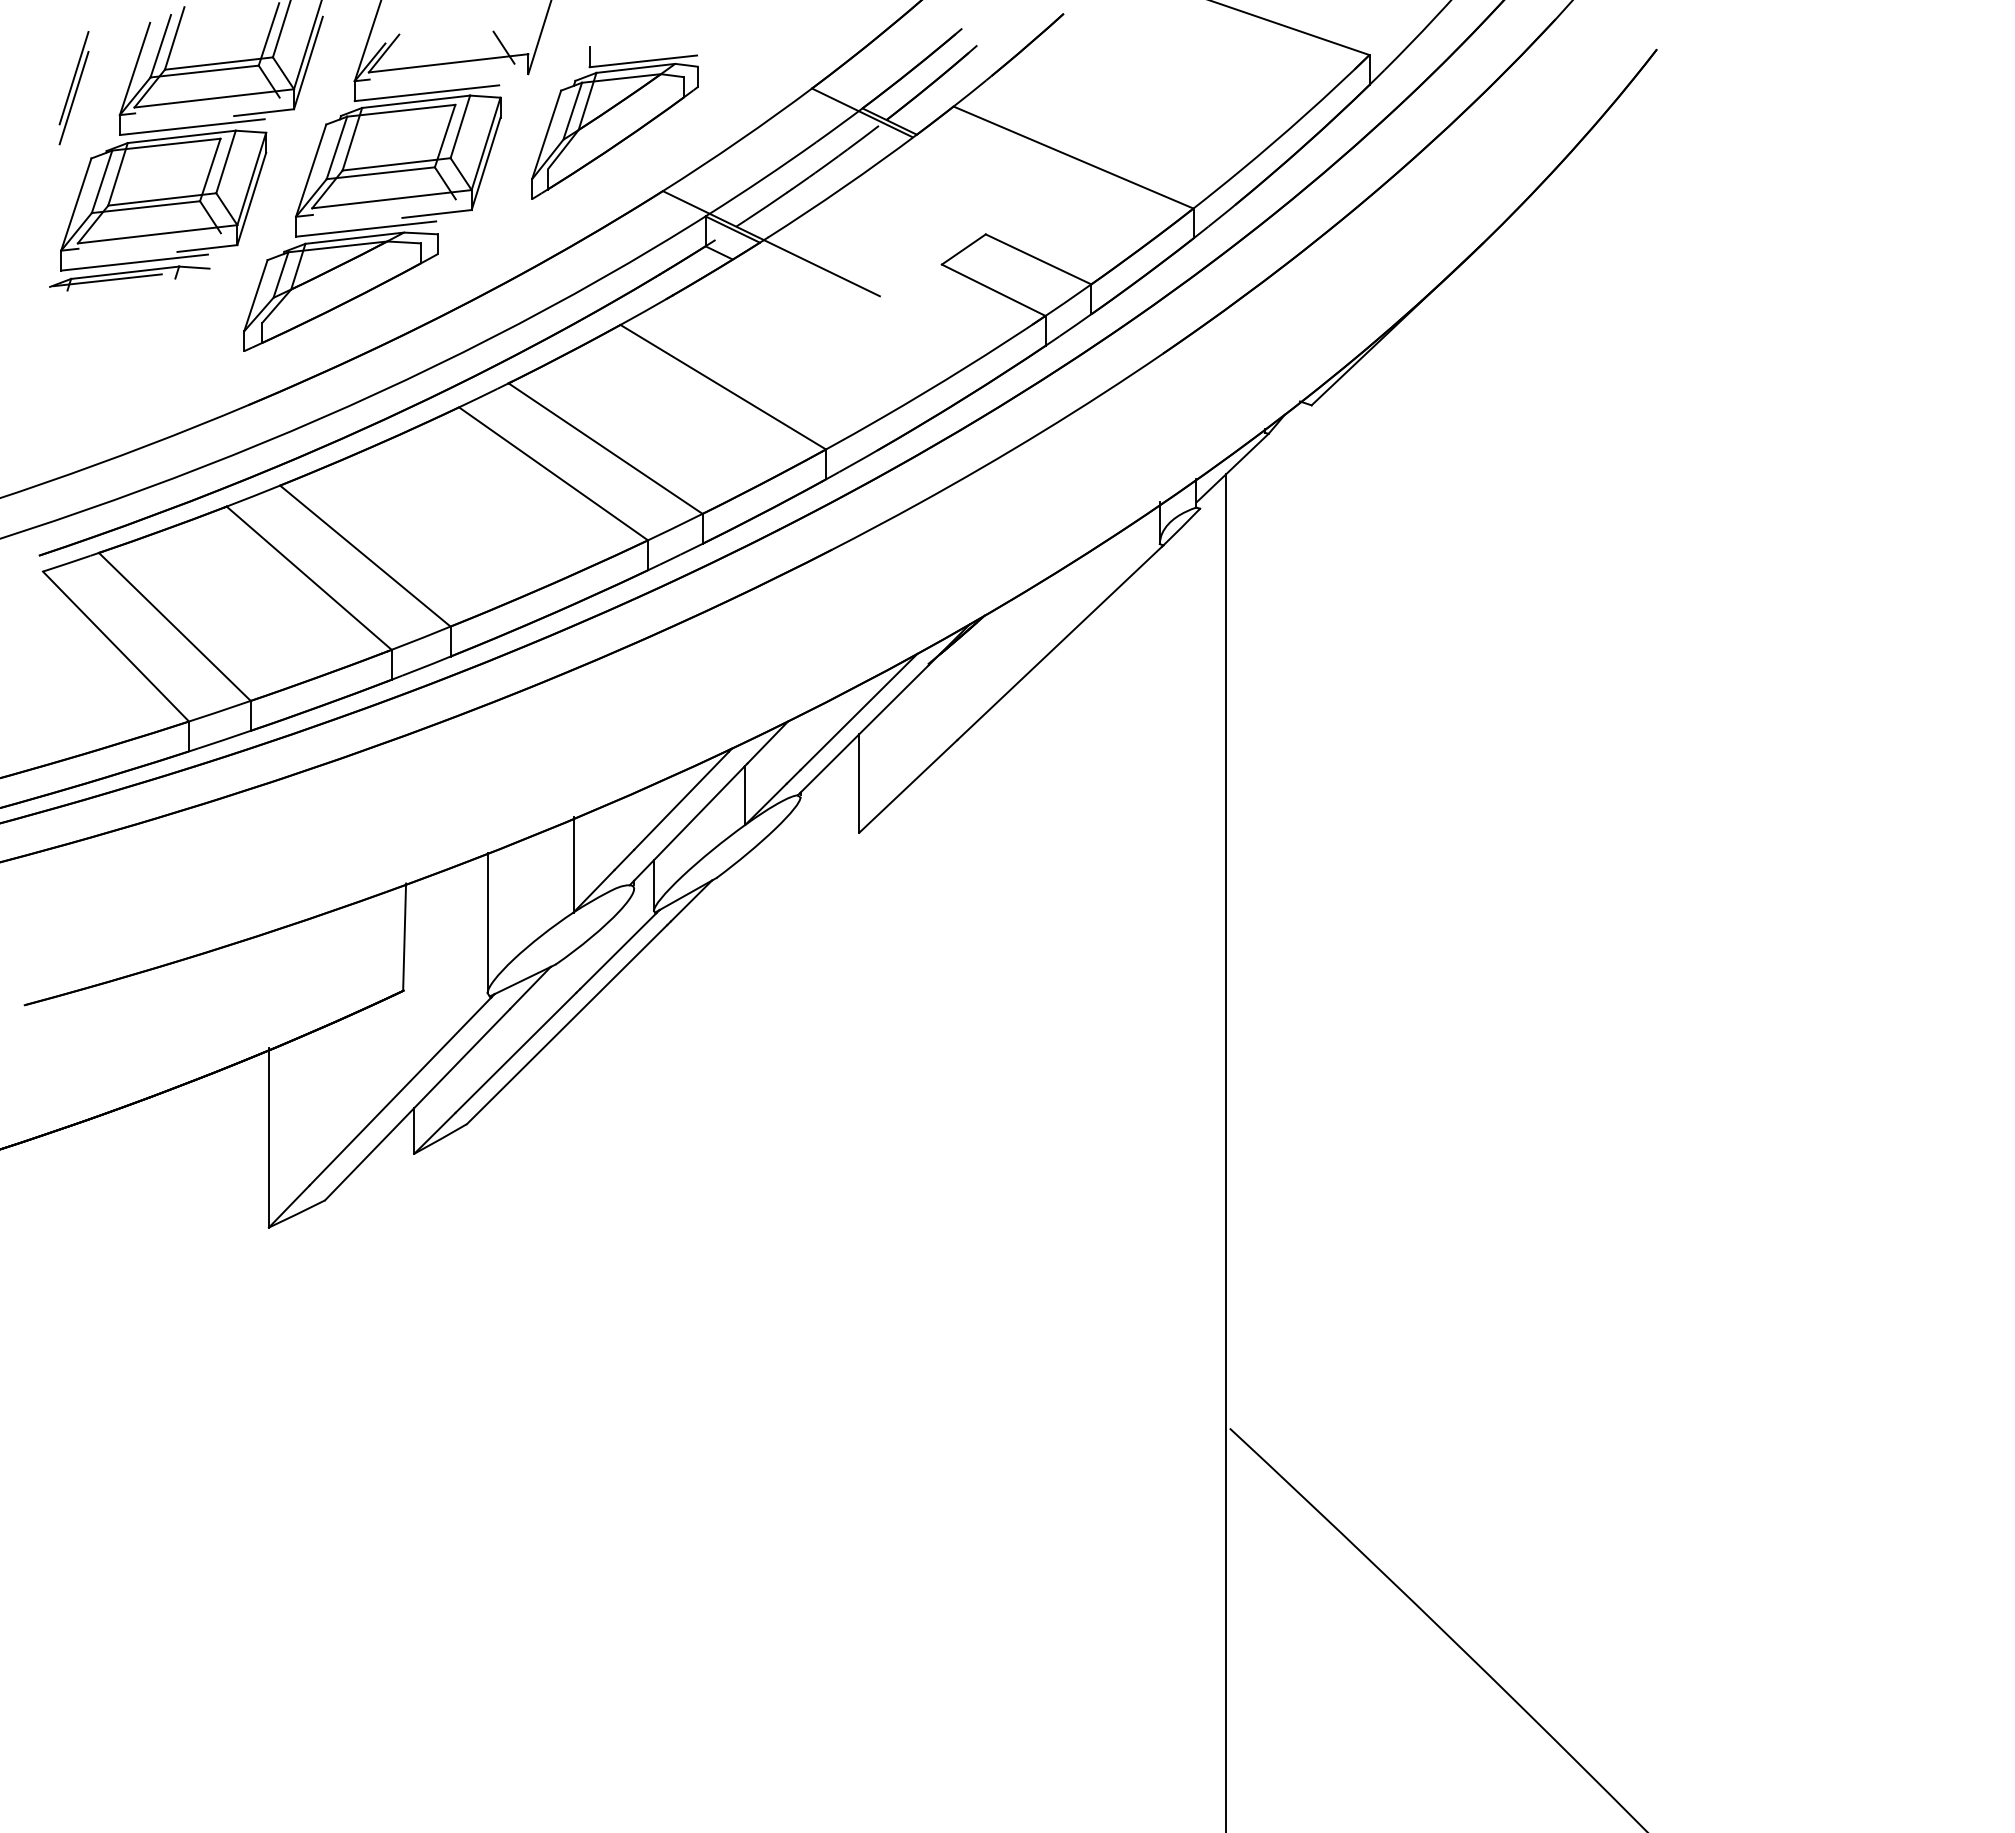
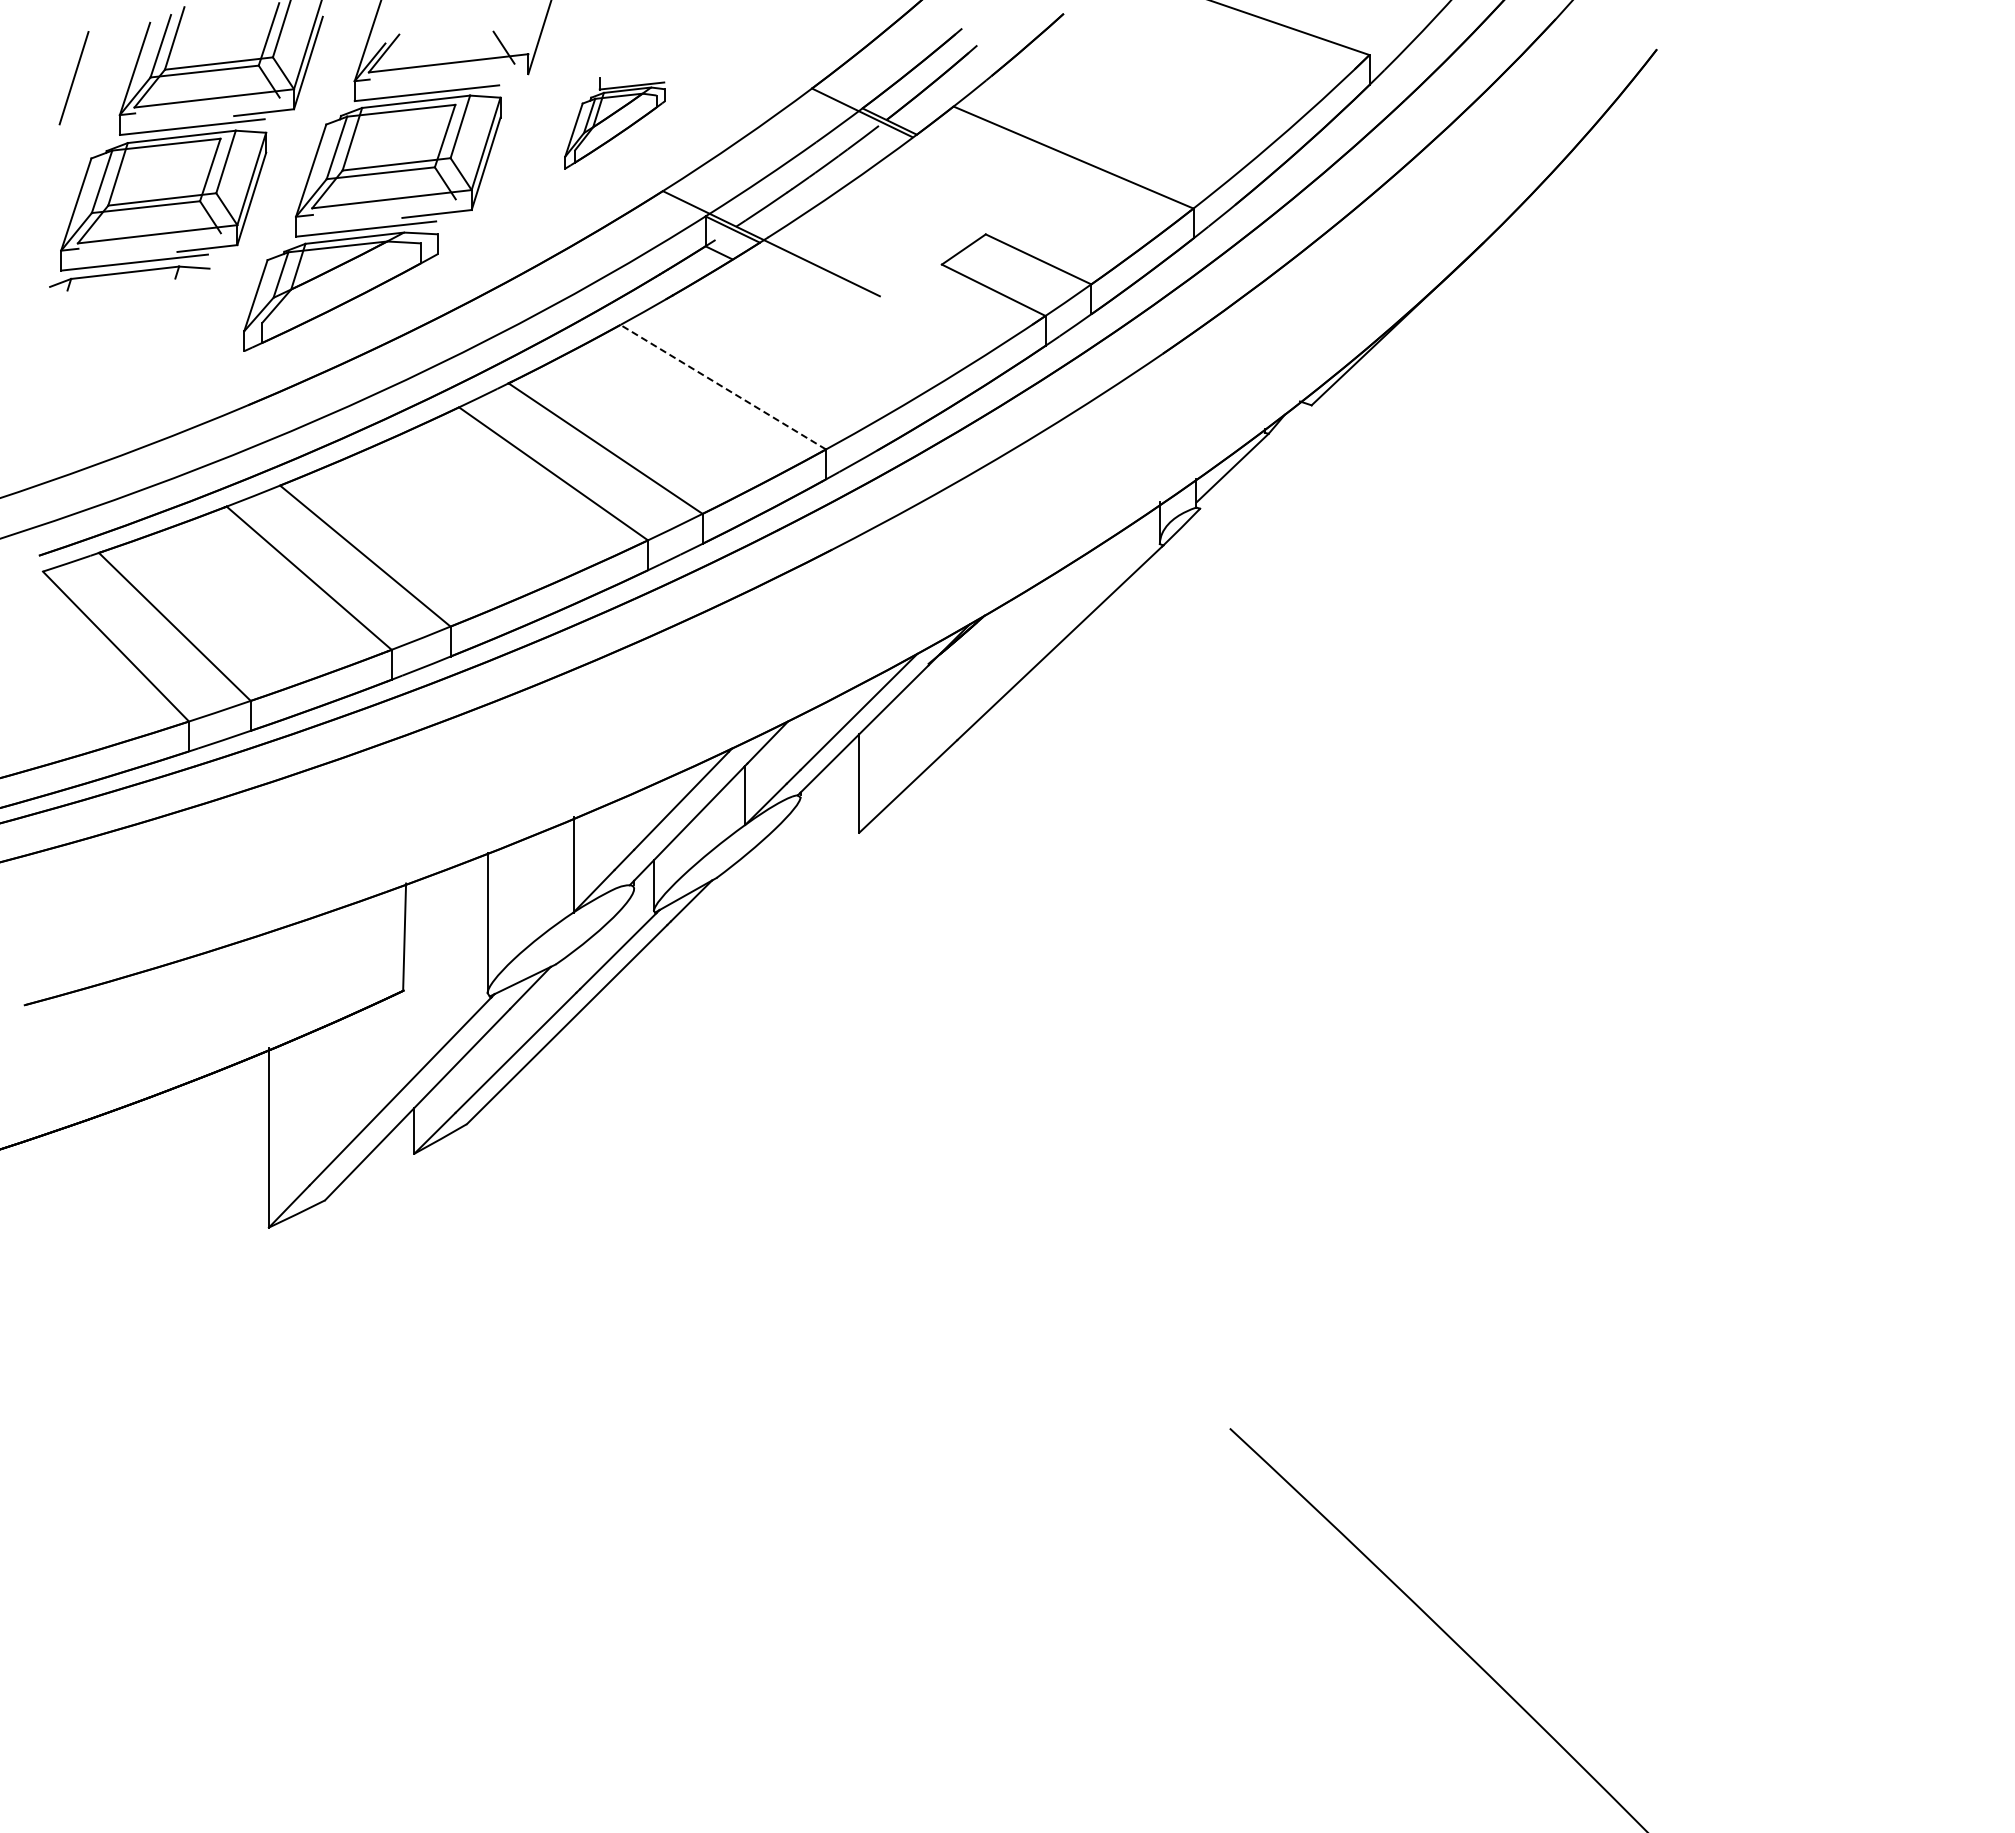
line: present -> none (73, 97)
part size: 168x154 px -> 102x93 px (614, 123)
line: present -> none (107, 280)
line: solid -> dashed (722, 386)
line: present -> none (1226, 1151)
